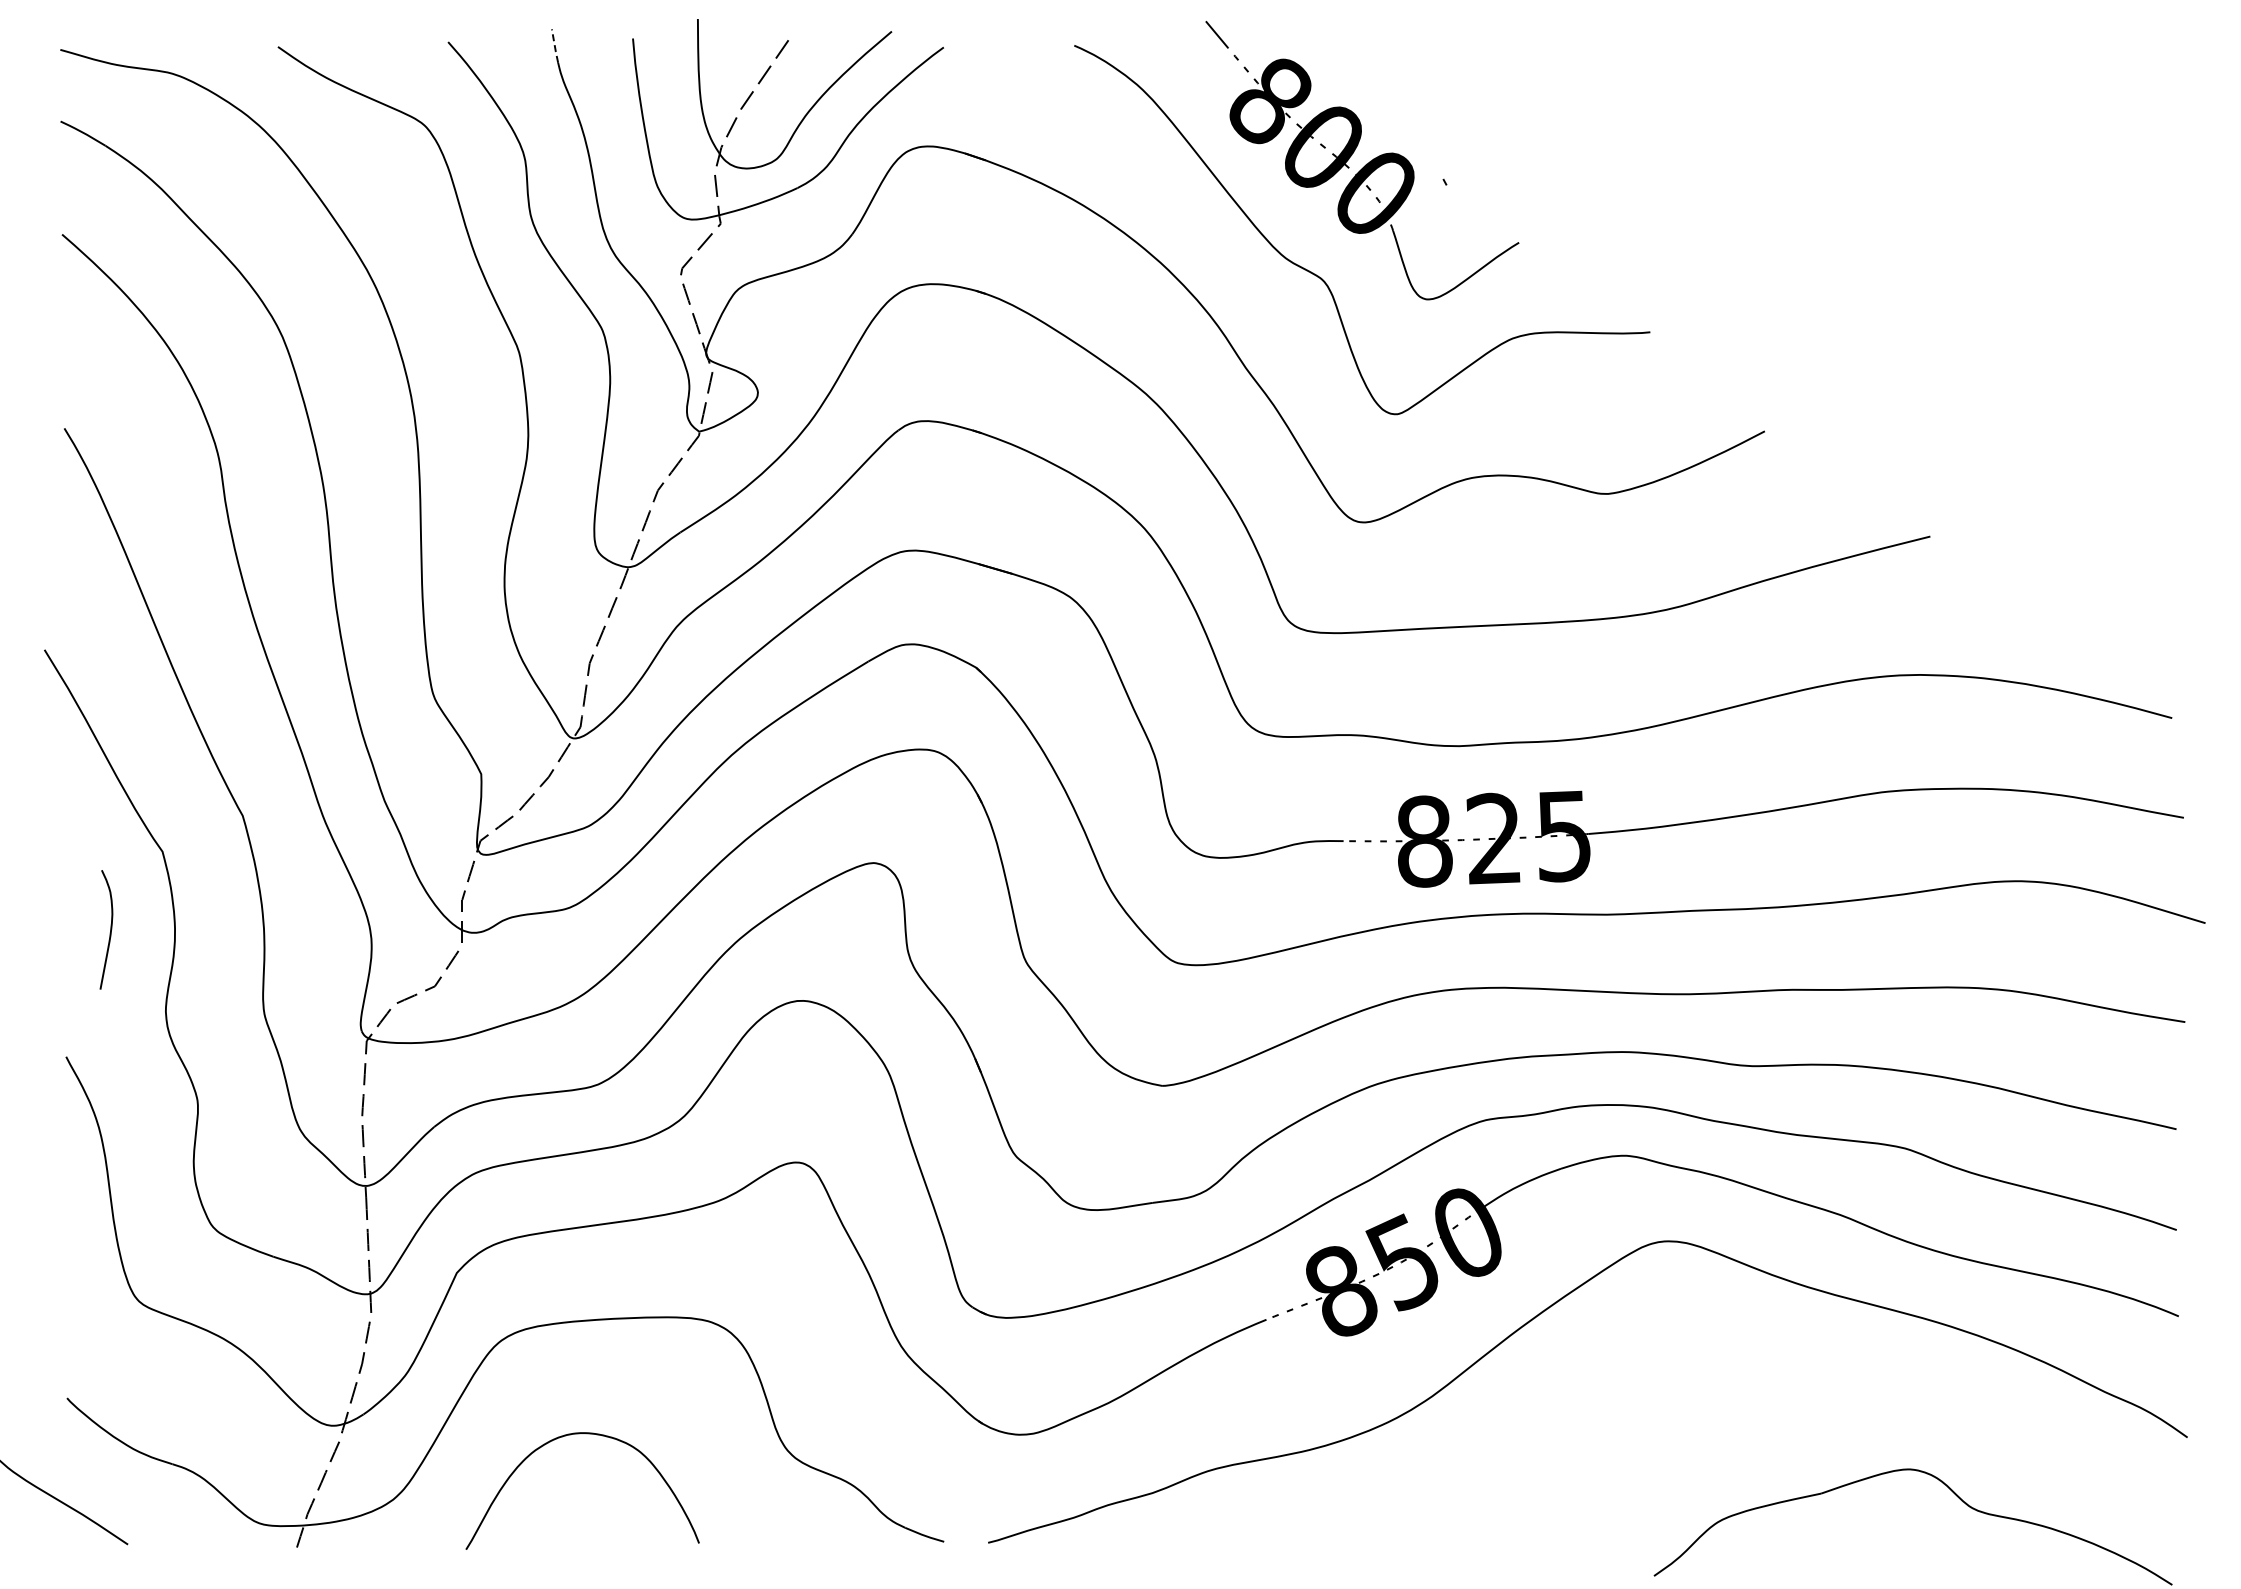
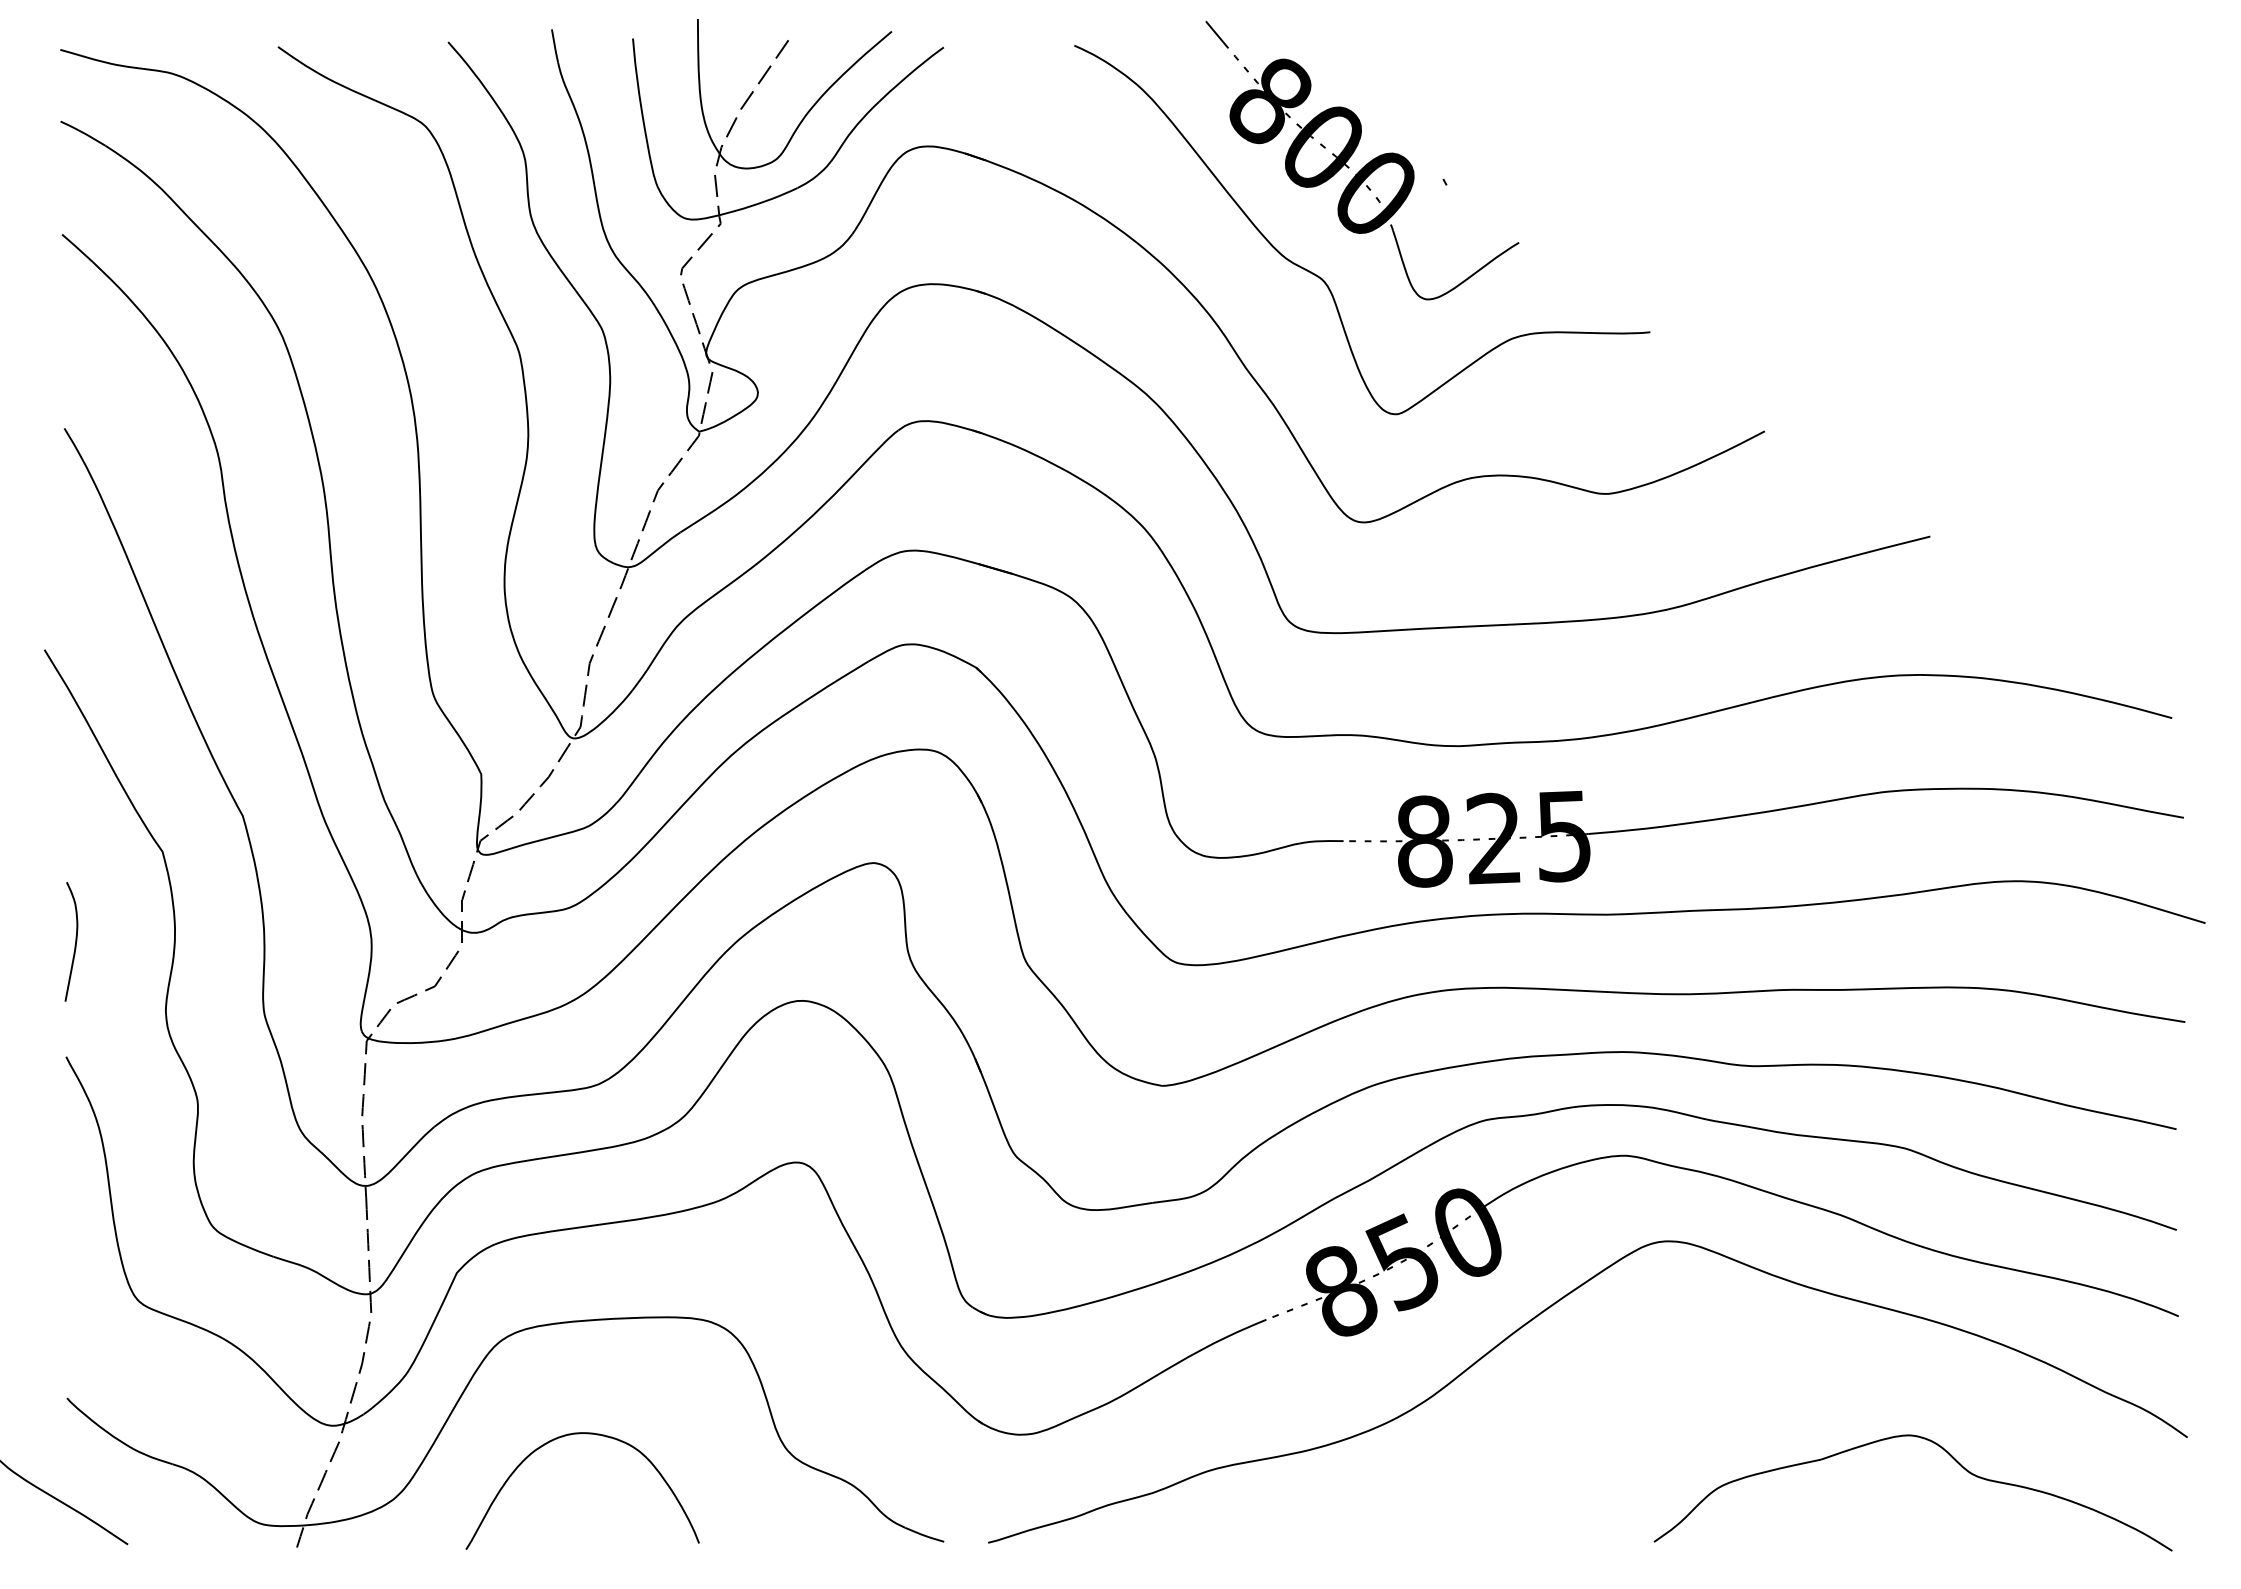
line: dashed -> solid (555, 46)
curve position: (110, 929) -> (75, 941) (75, 941)
part position: (1943, 1484) -> (1943, 1450) (1943, 1450)
